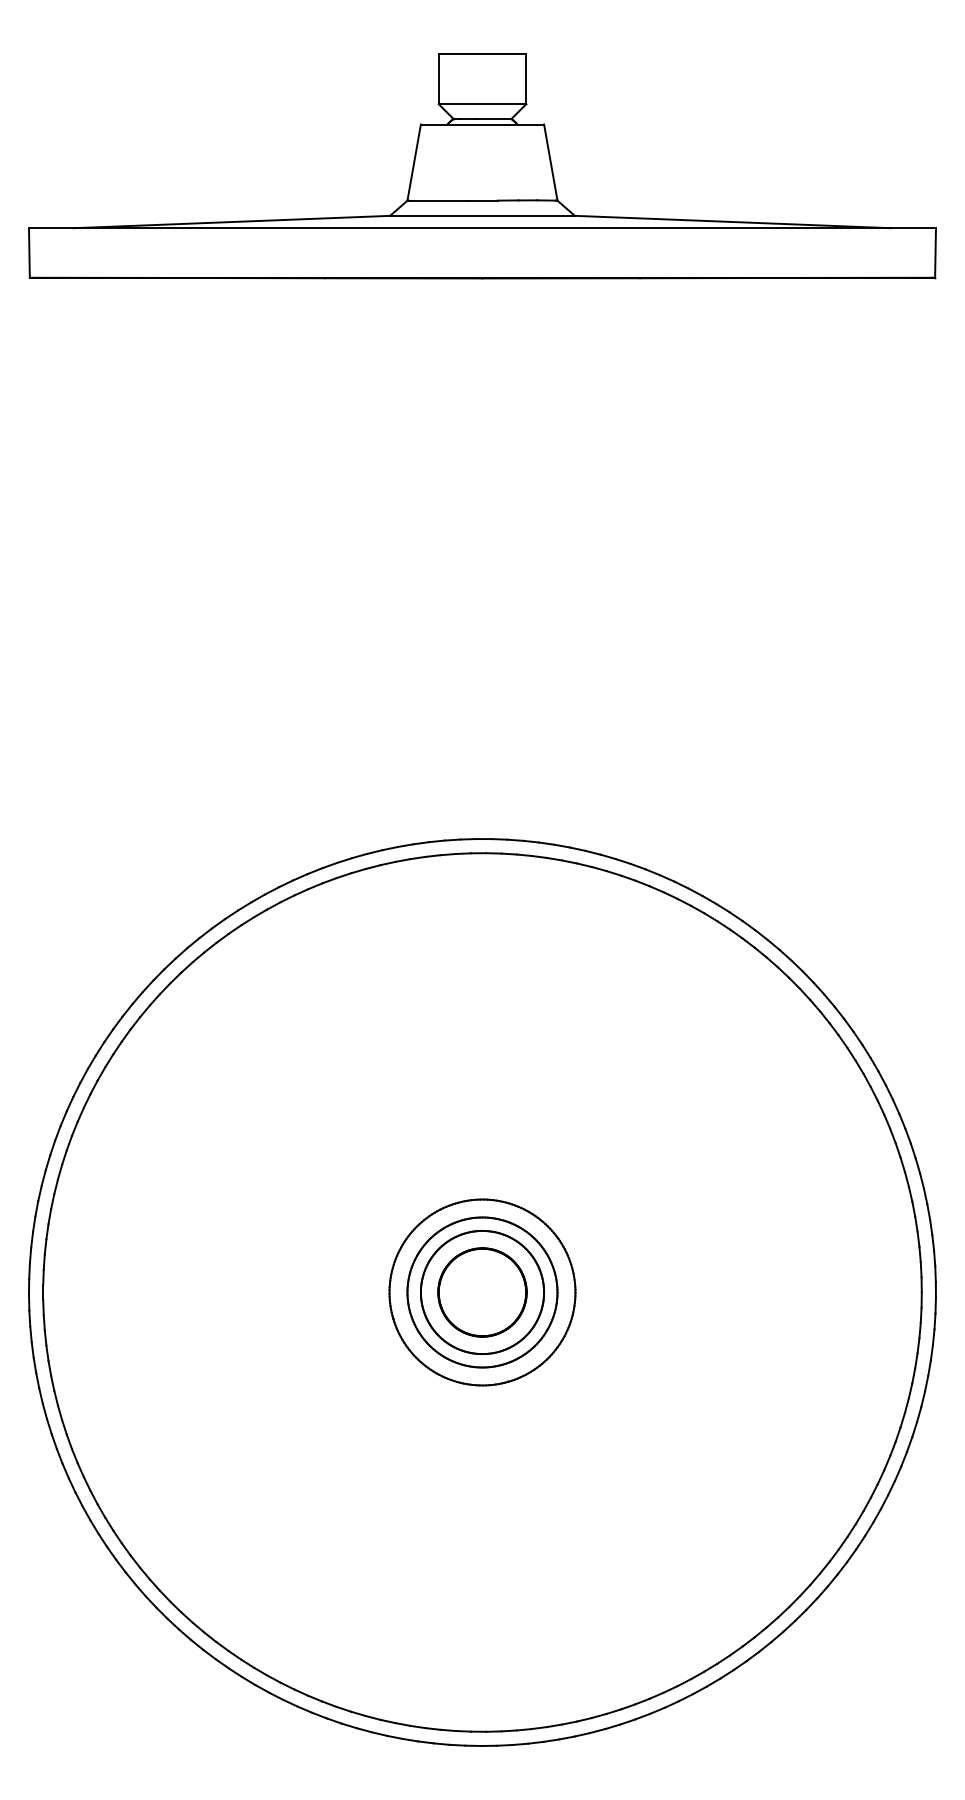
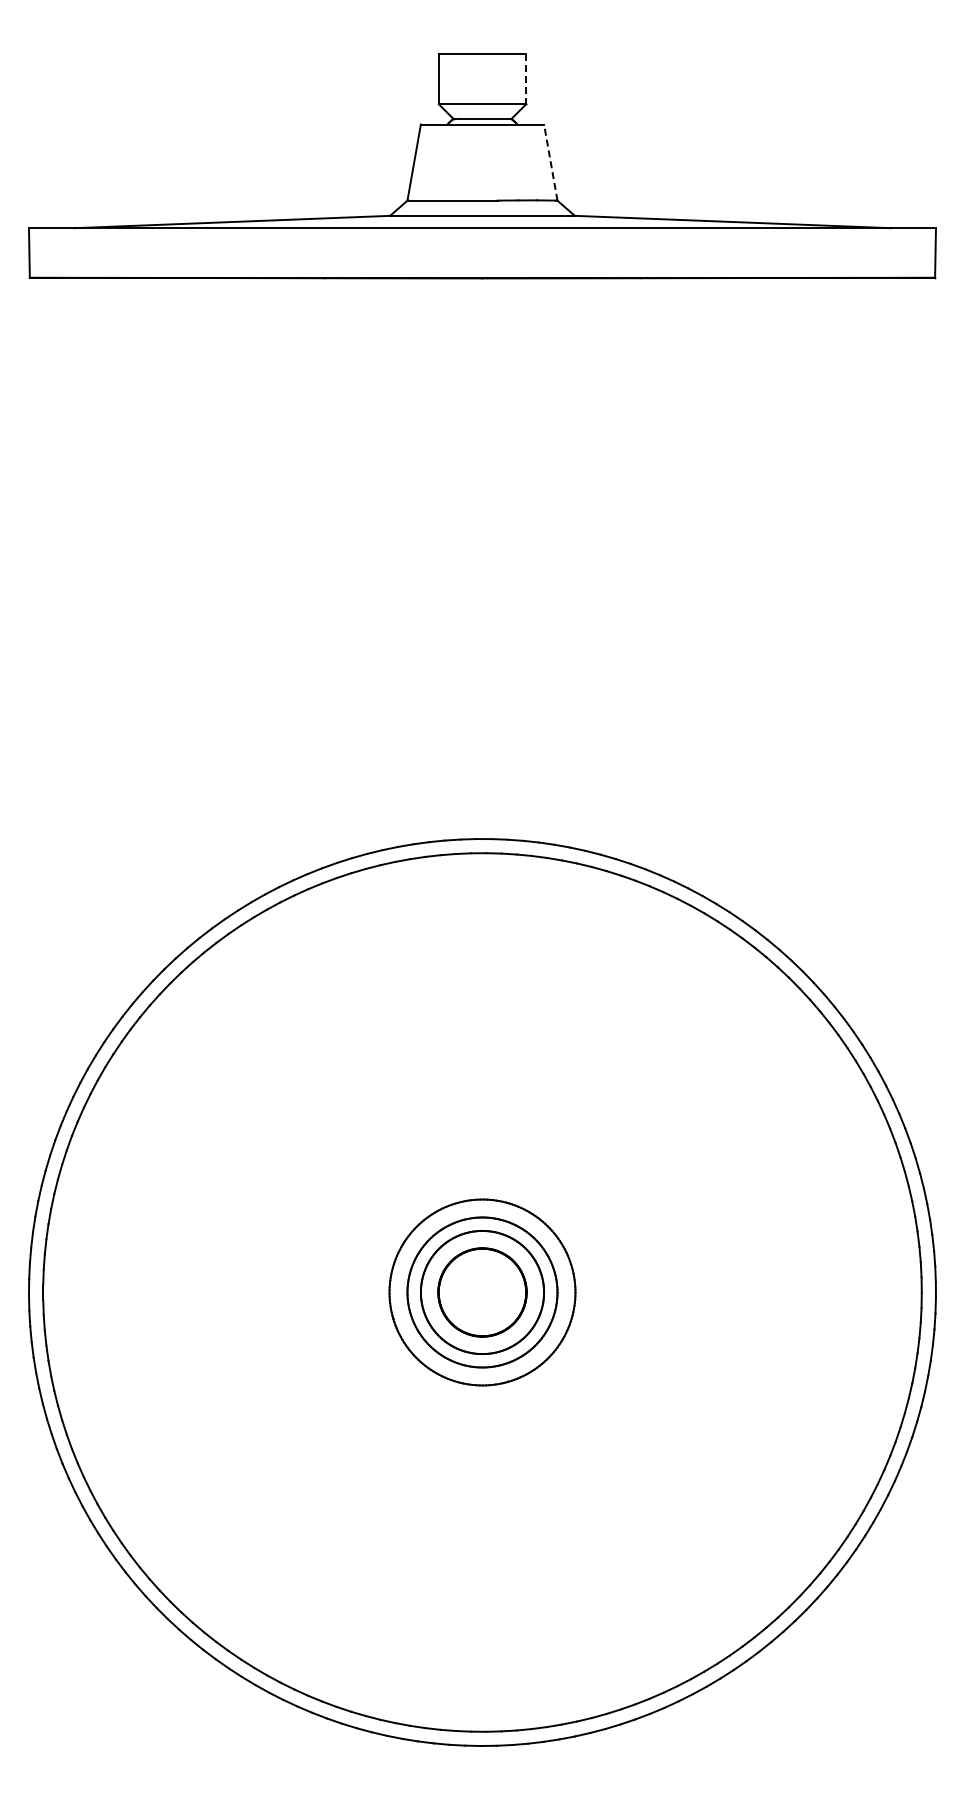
line: solid -> dashed (526, 79)
line: solid -> dashed (550, 162)
